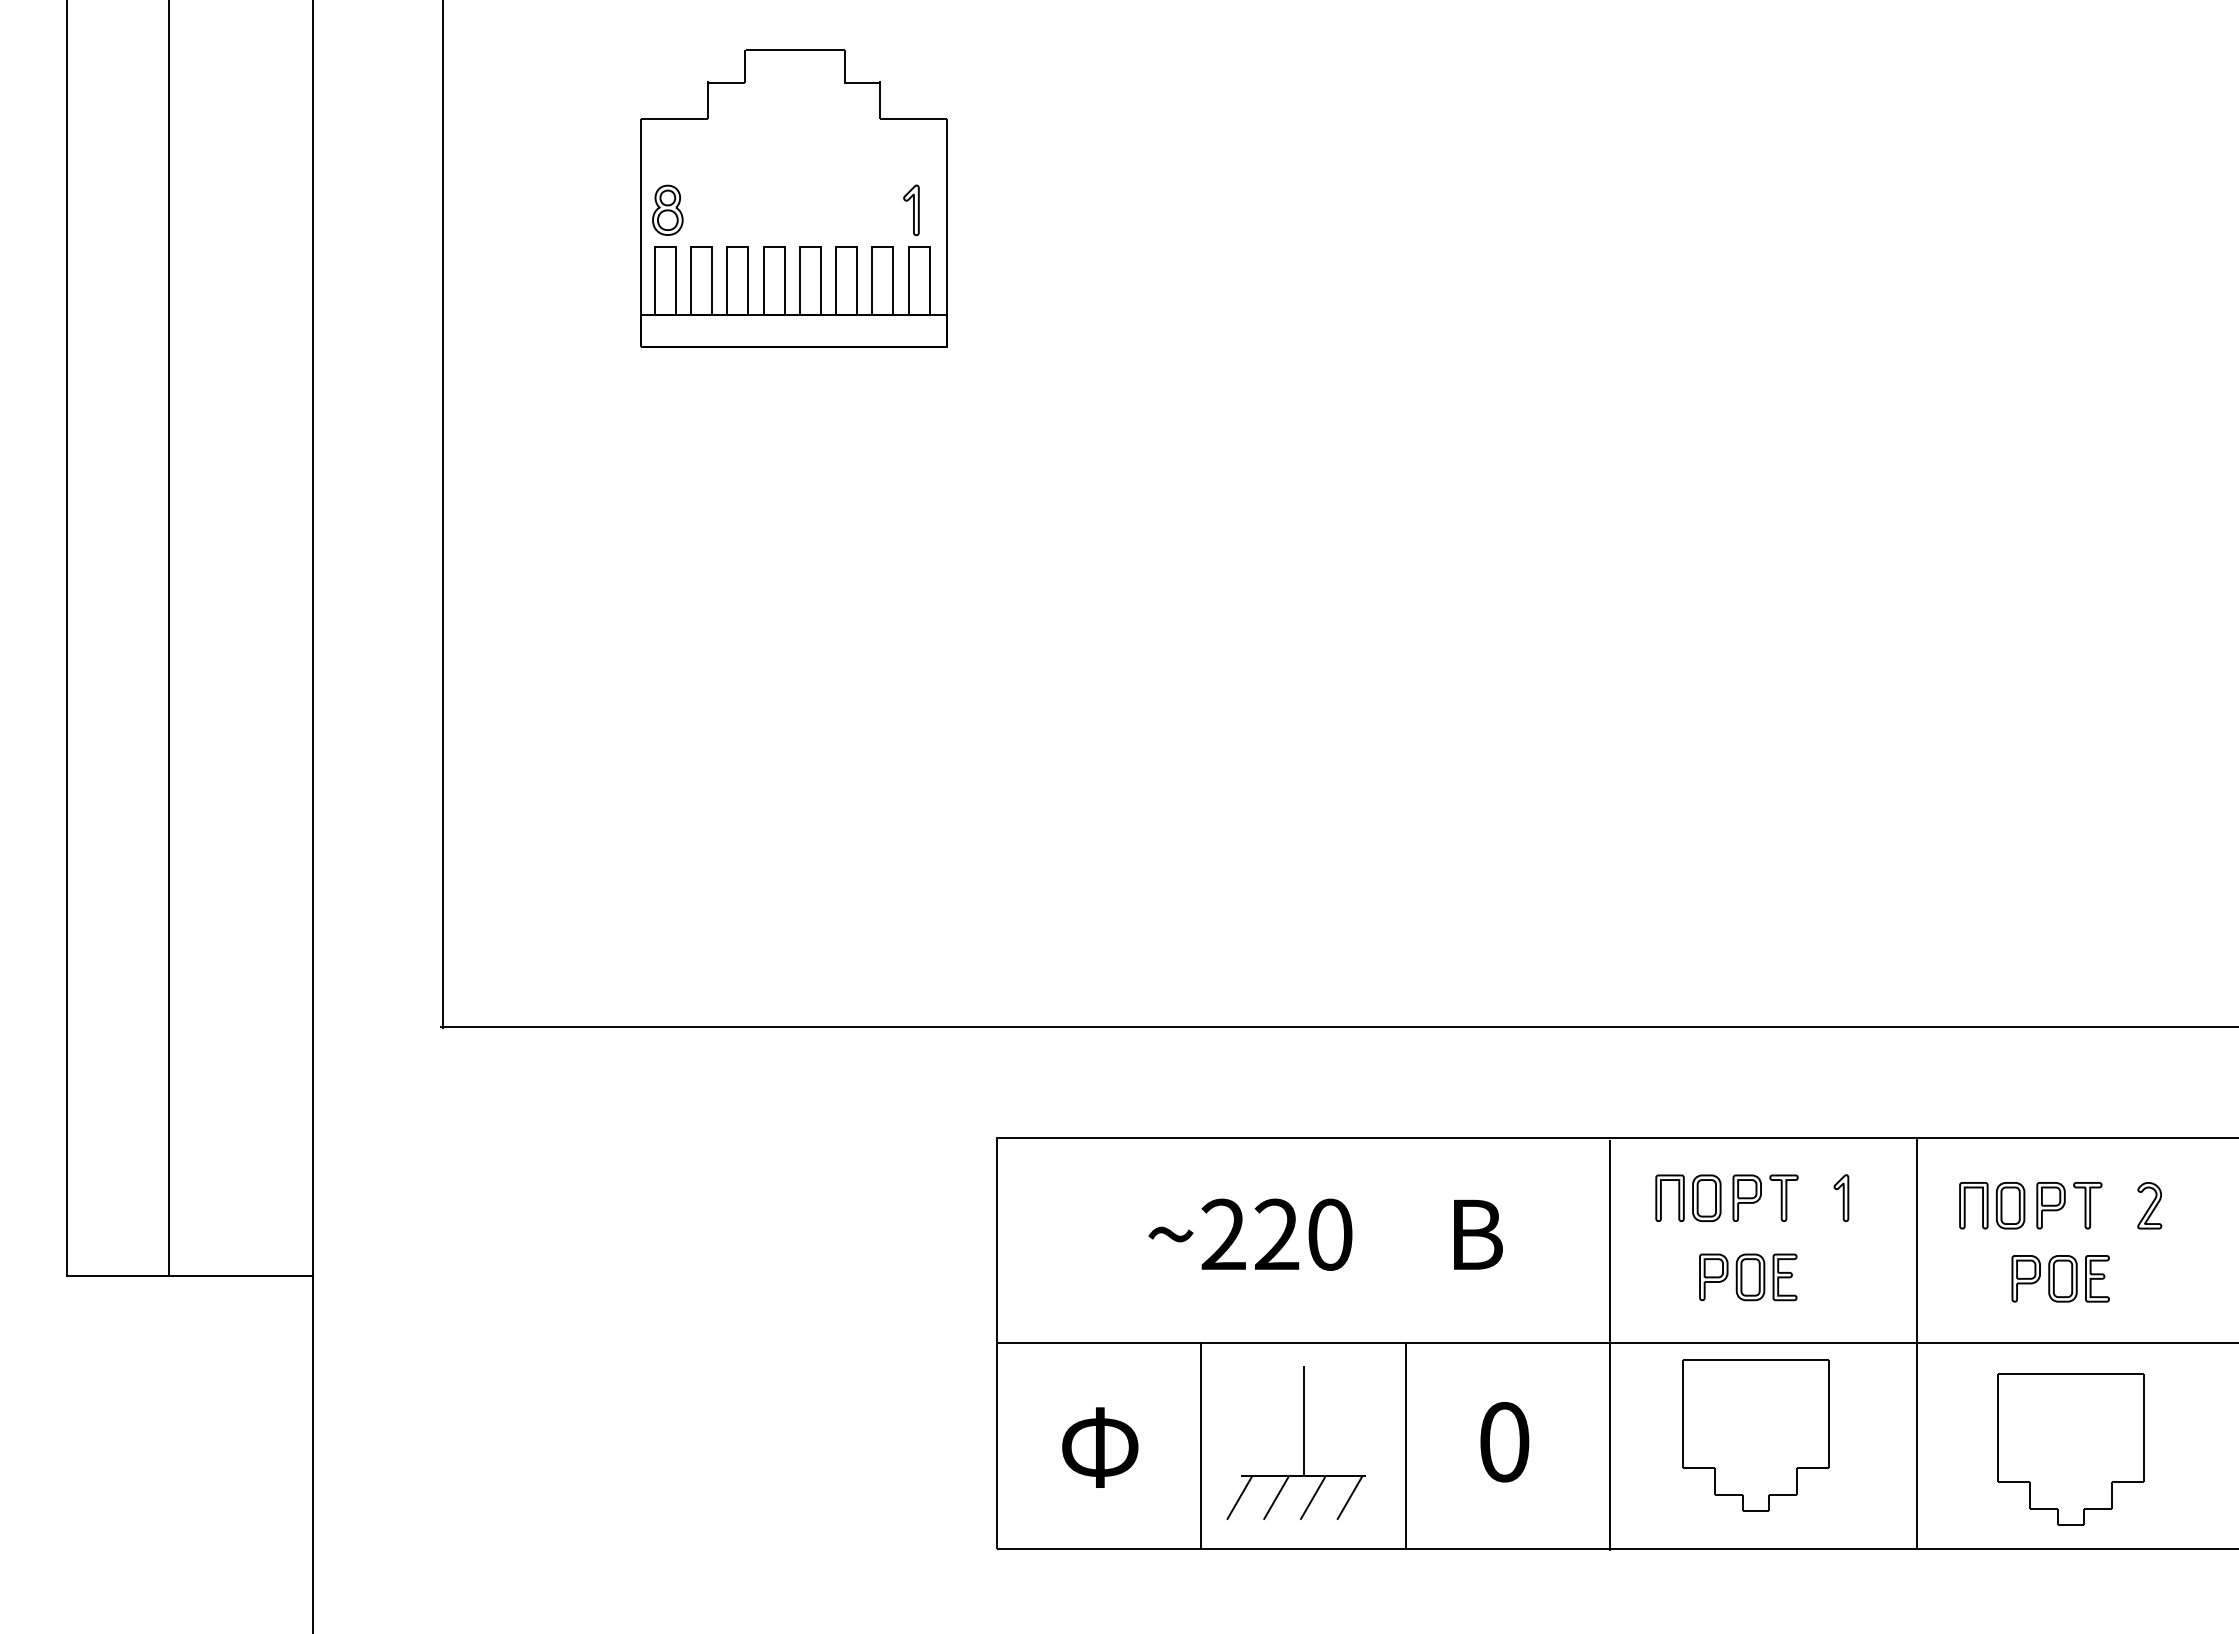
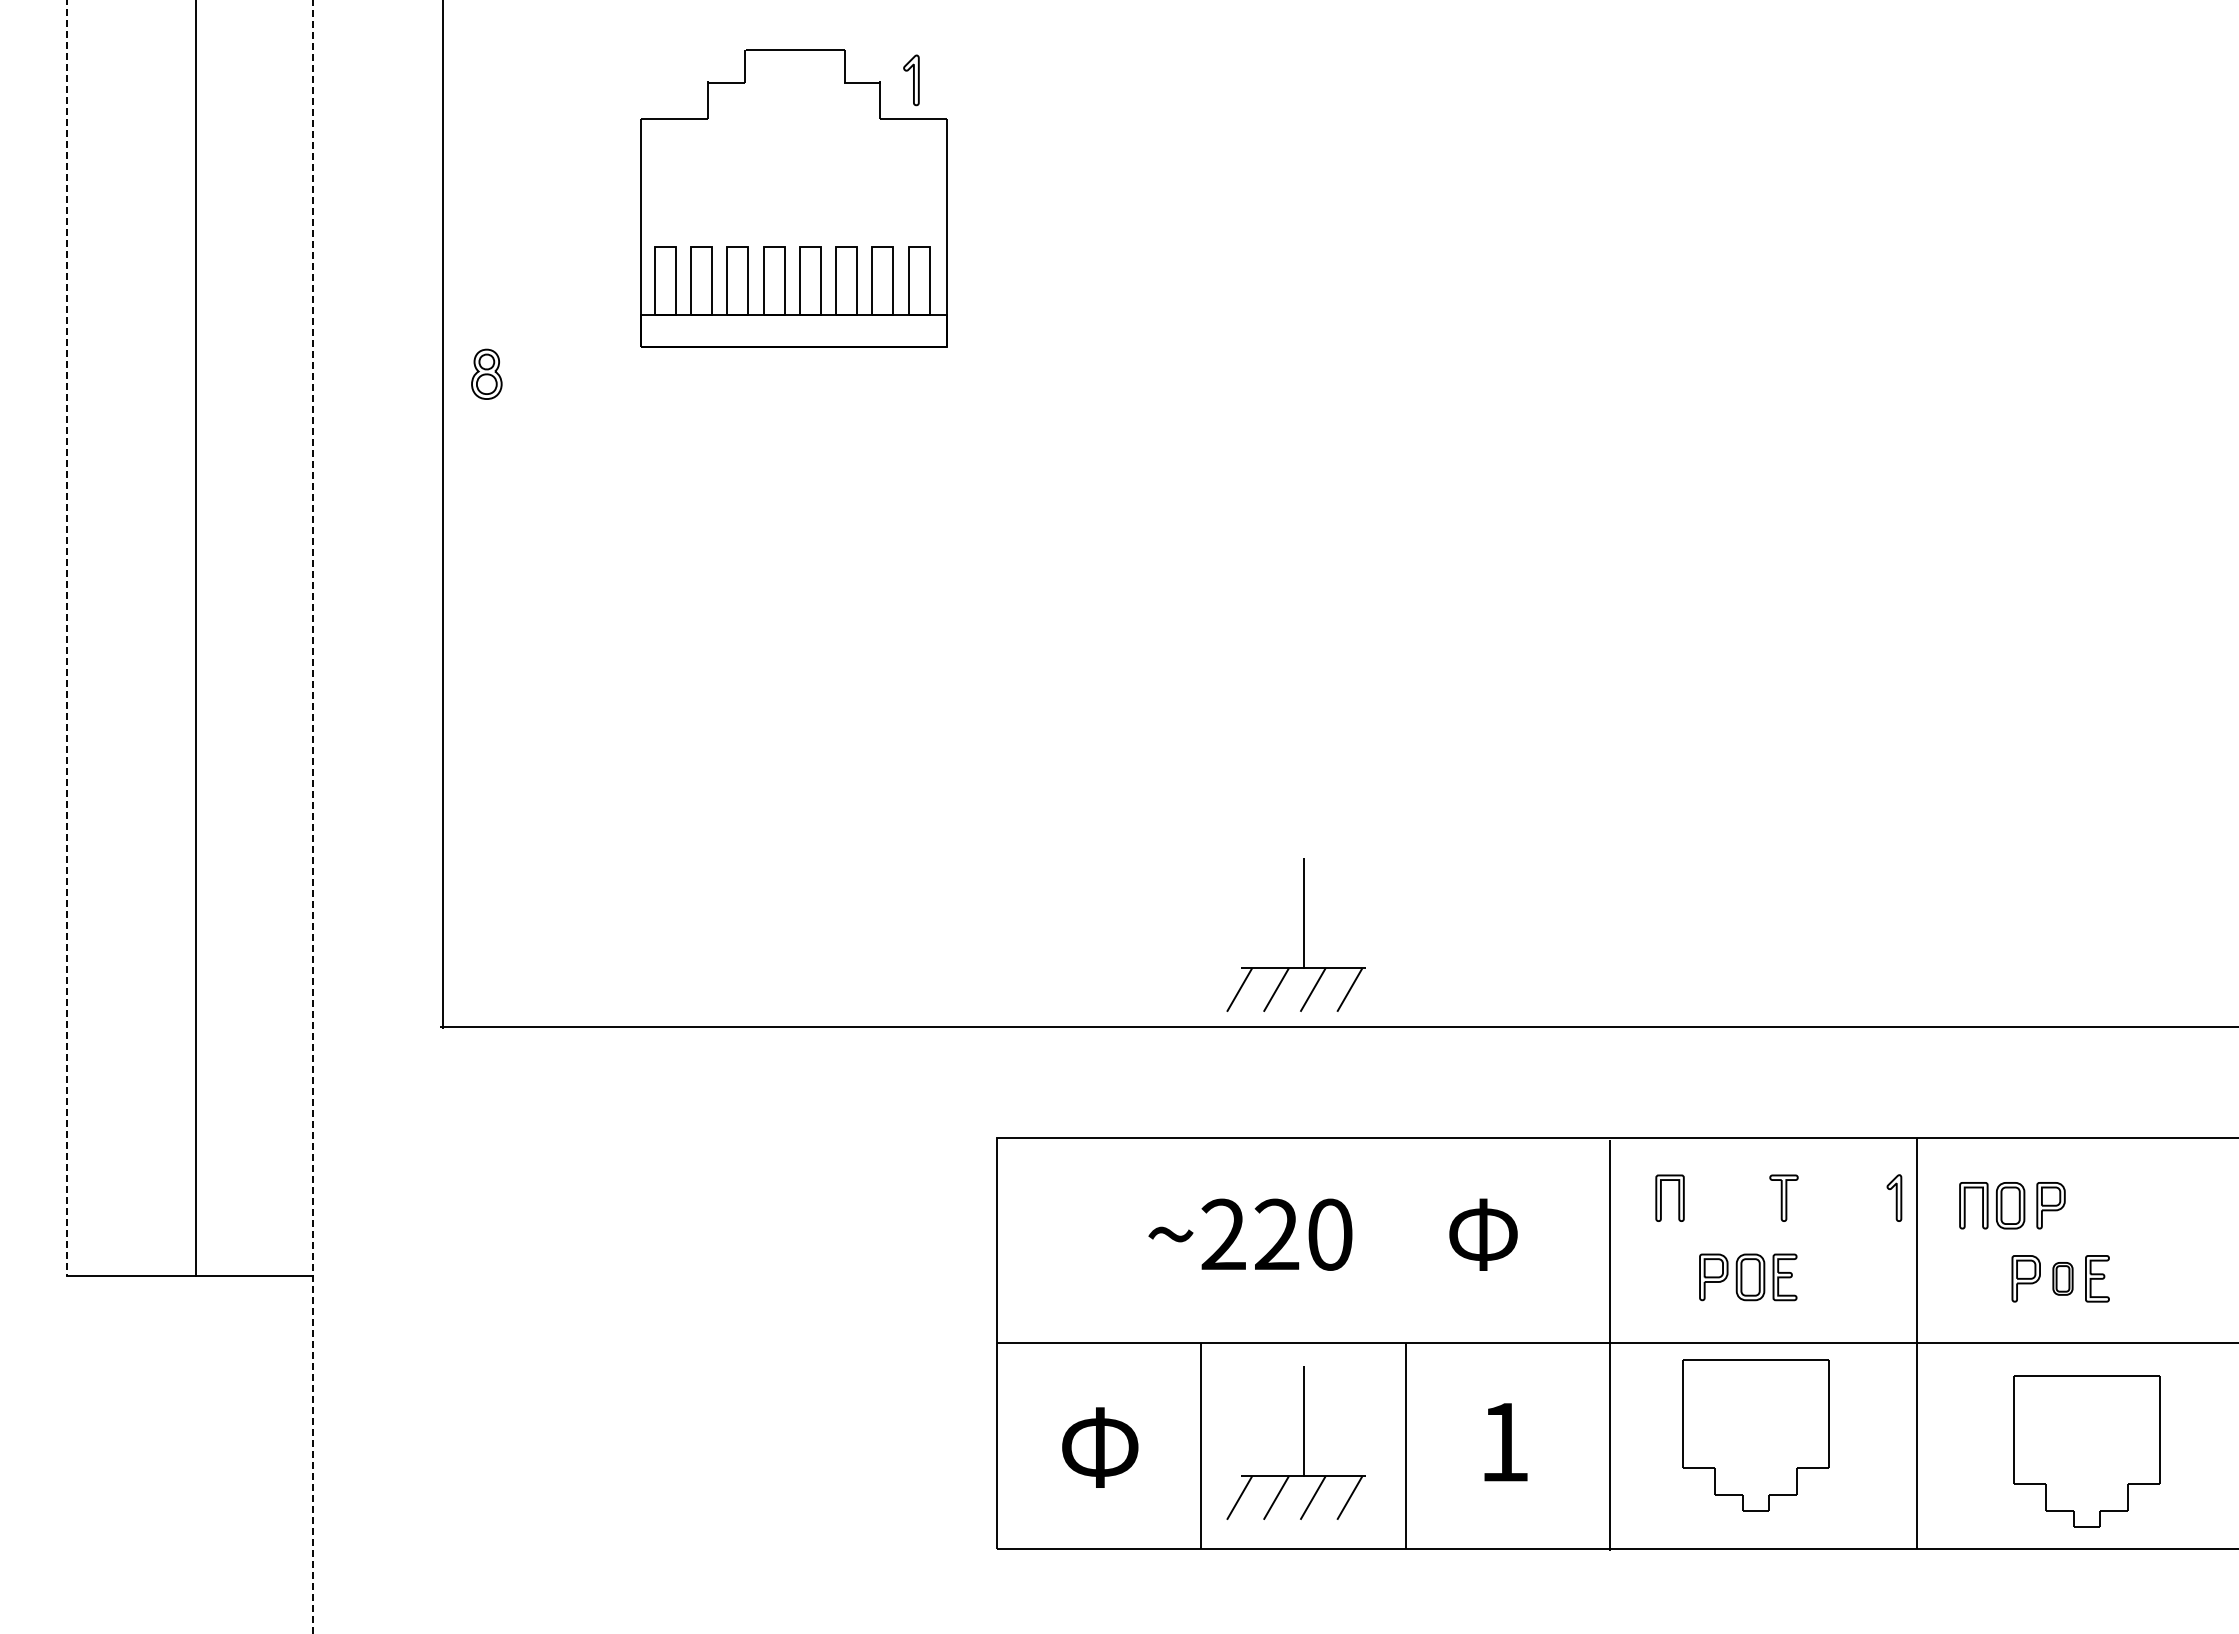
part position: (667, 209) -> (486, 373) (486, 373)
part position: (911, 210) -> (911, 80) (911, 80)
line: solid -> dashed (67, 638)
line position: (169, 638) -> (196, 638) (196, 638)
line: solid -> dashed (312, 816)
part: none -> present (1303, 934)
part: present -> none (1706, 1197)
part: present -> none (1746, 1197)
part position: (1841, 1197) -> (1894, 1197) (1894, 1197)
part: present -> none (2087, 1205)
part: present -> none (2149, 1205)
text: В -> Ф (1483, 1234)
part size: 30x48 px -> 22x34 px (2062, 1278)
text: 0 -> 1 (1504, 1442)
part position: (2070, 1449) -> (2086, 1451) (2086, 1451)
